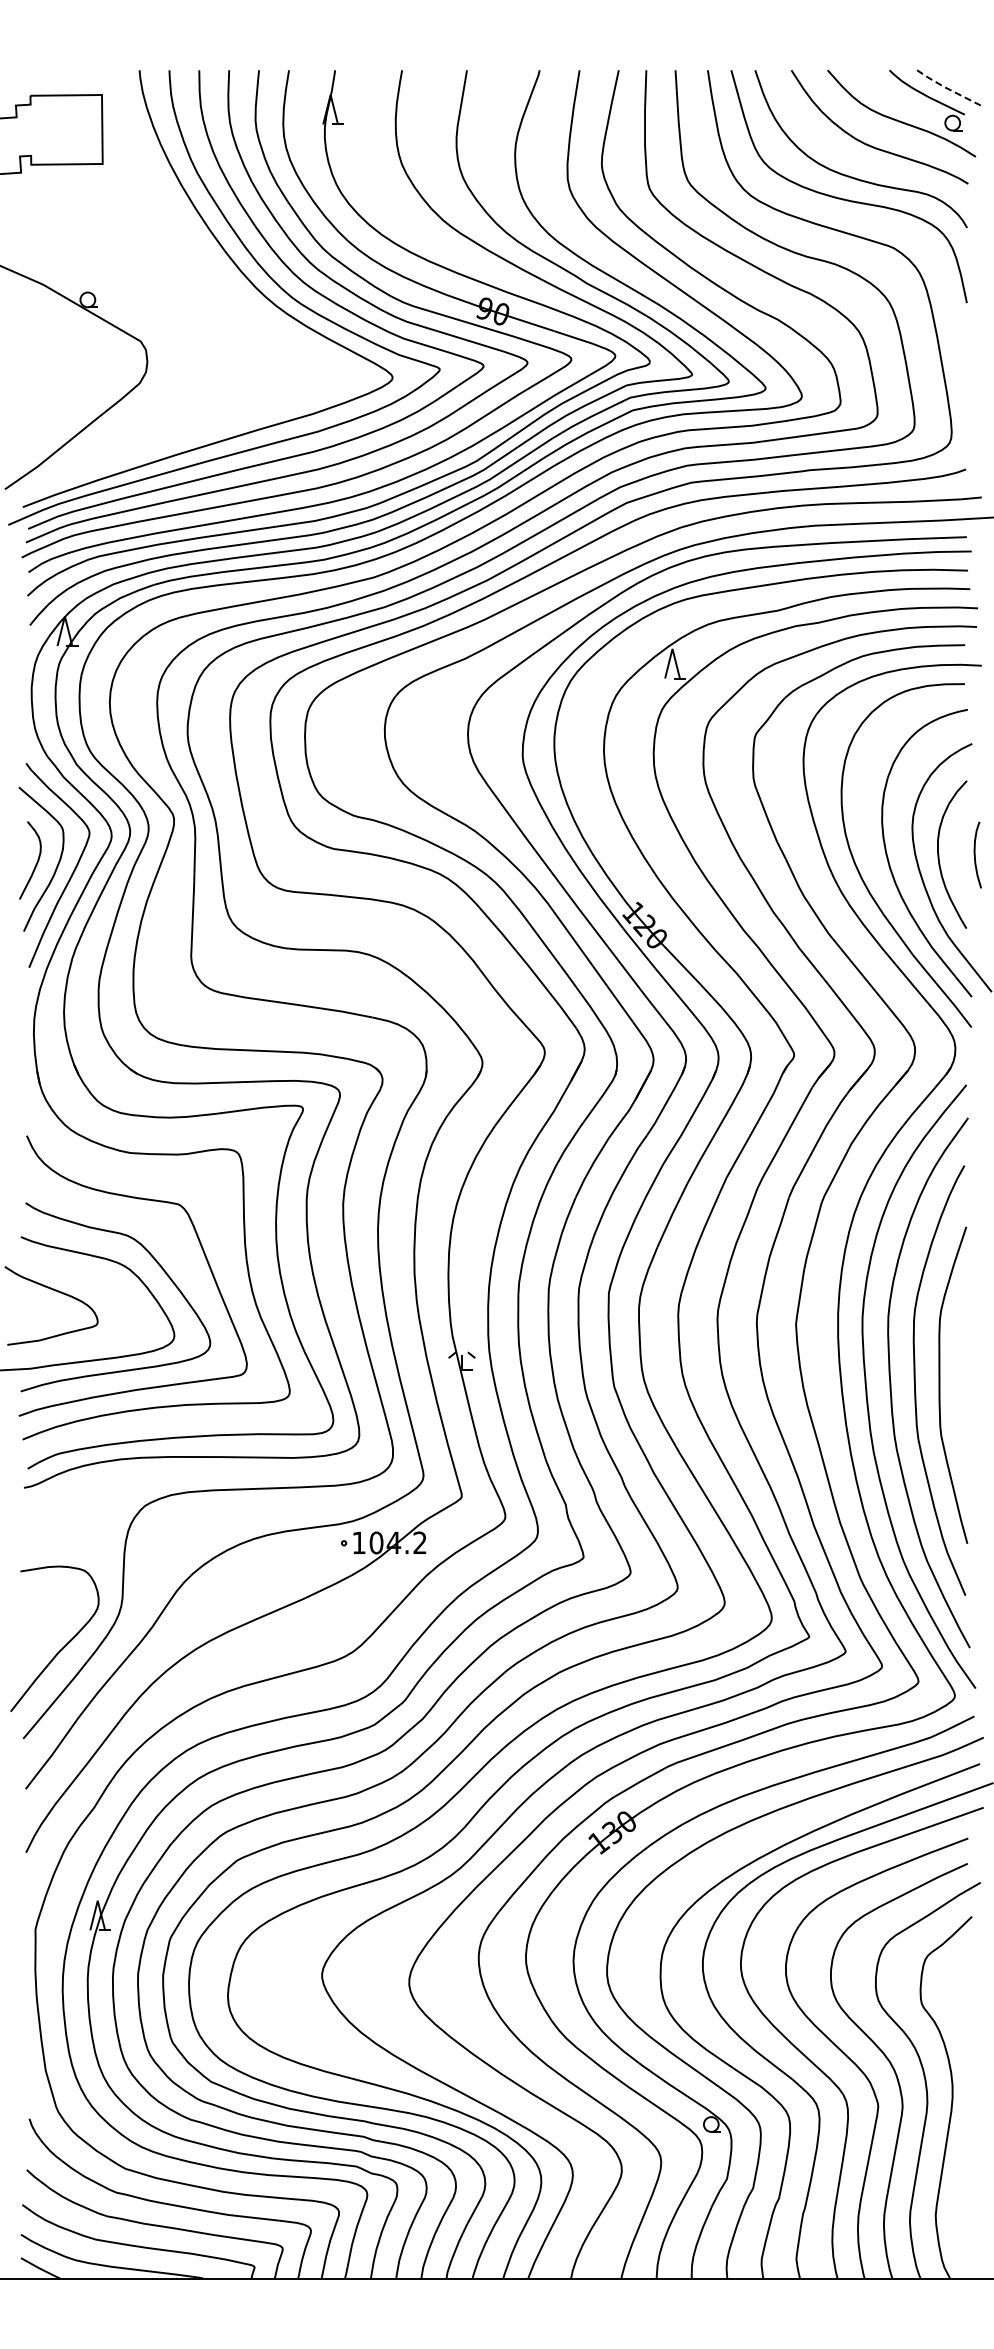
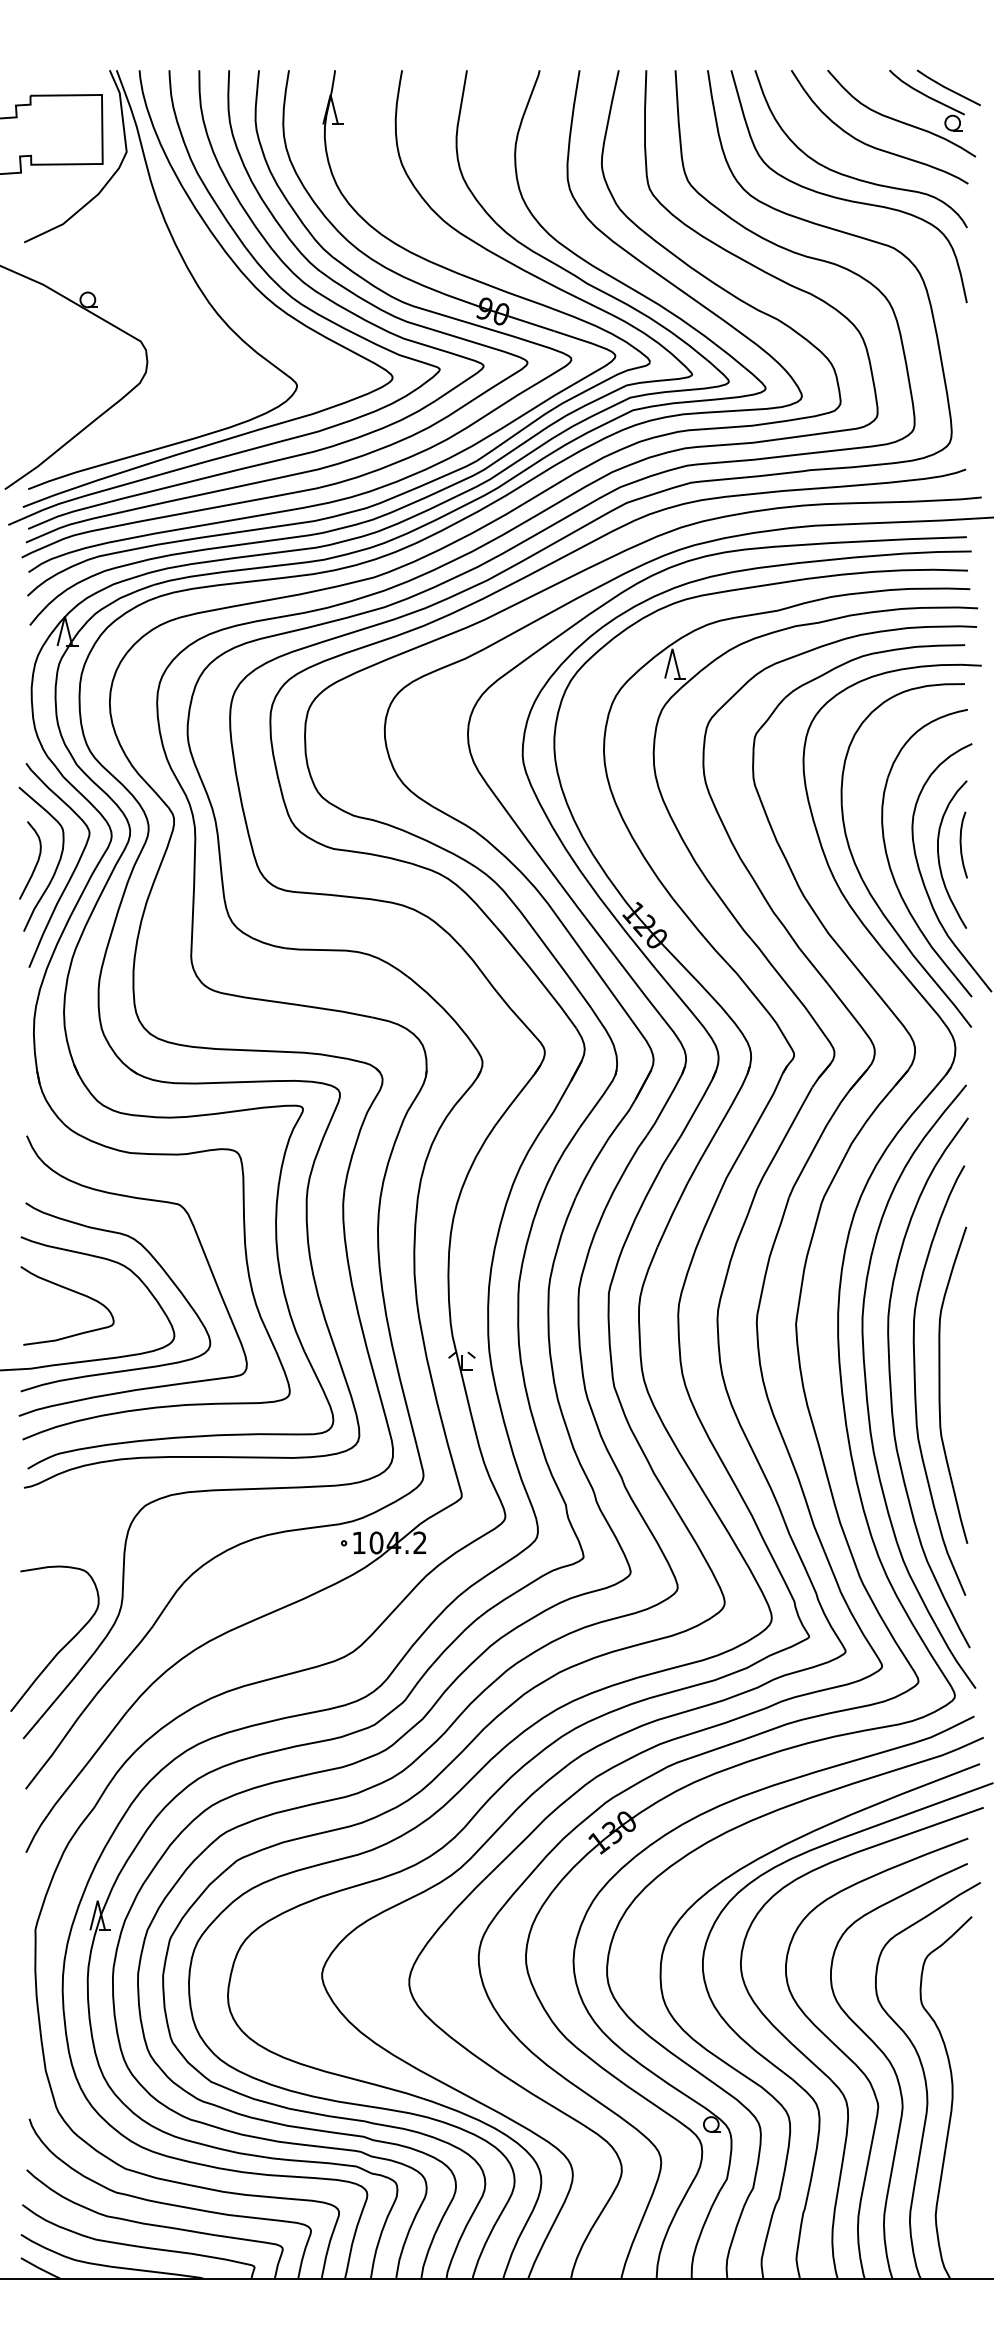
line: dashed -> solid (947, 88)
part: none -> present (185, 266)
curve position: (975, 854) -> (961, 844) (961, 844)
curve position: (57, 1292) -> (73, 1292) (73, 1292)
